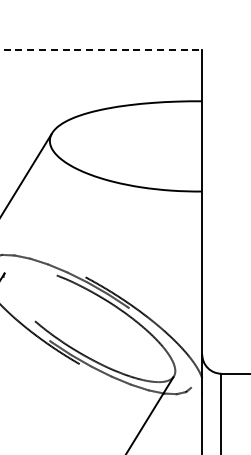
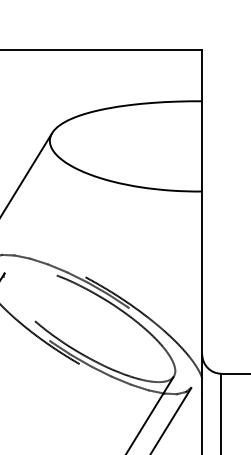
line: dashed -> solid (101, 49)
line: none -> present (171, 419)
